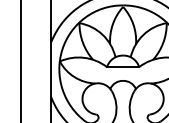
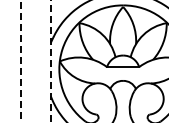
line: solid -> dashed (50, 60)
line: solid -> dashed (20, 61)
